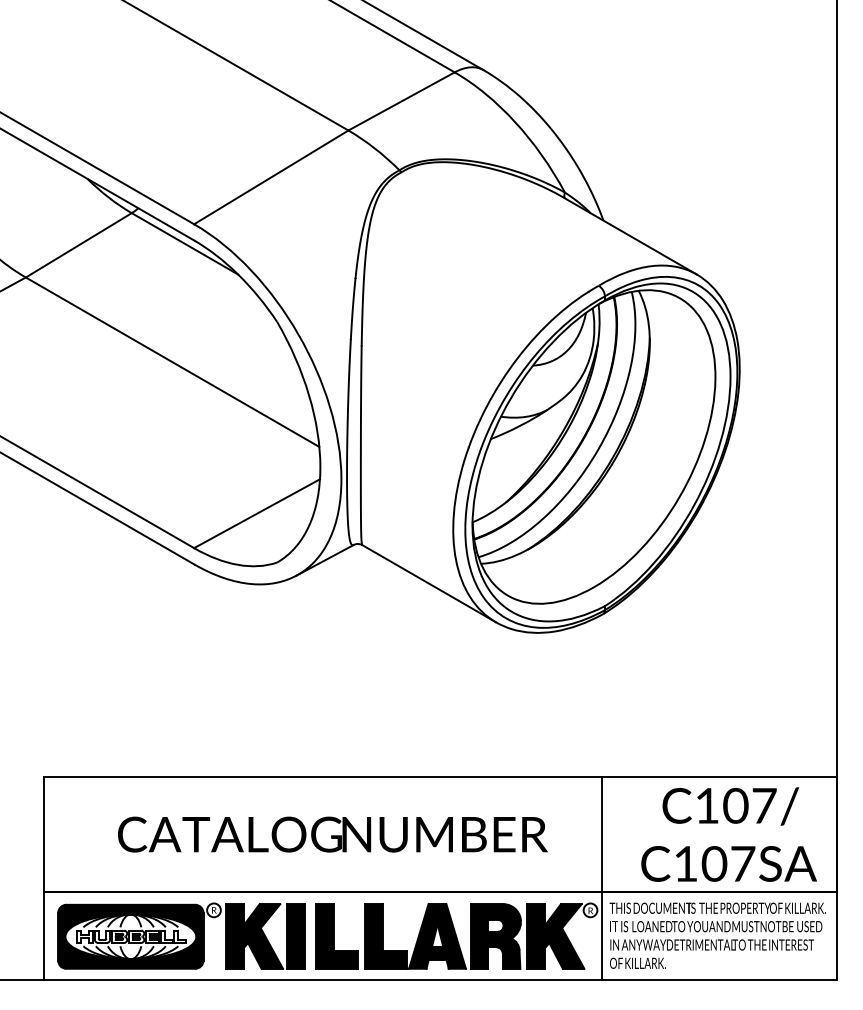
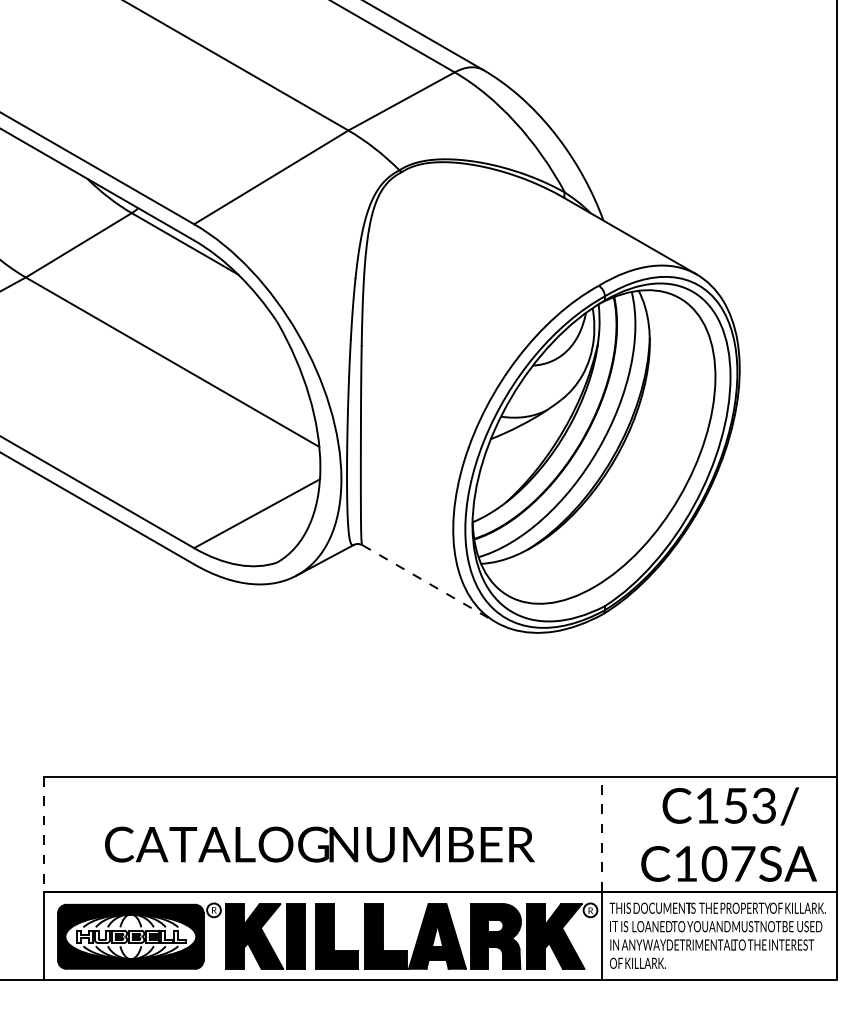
line: solid -> dashed (429, 583)
text: C107/ -> C153/ (749, 805)
line: solid -> dashed (601, 833)
line: solid -> dashed (43, 834)
text position: (332, 834) -> (319, 844) (319, 844)
